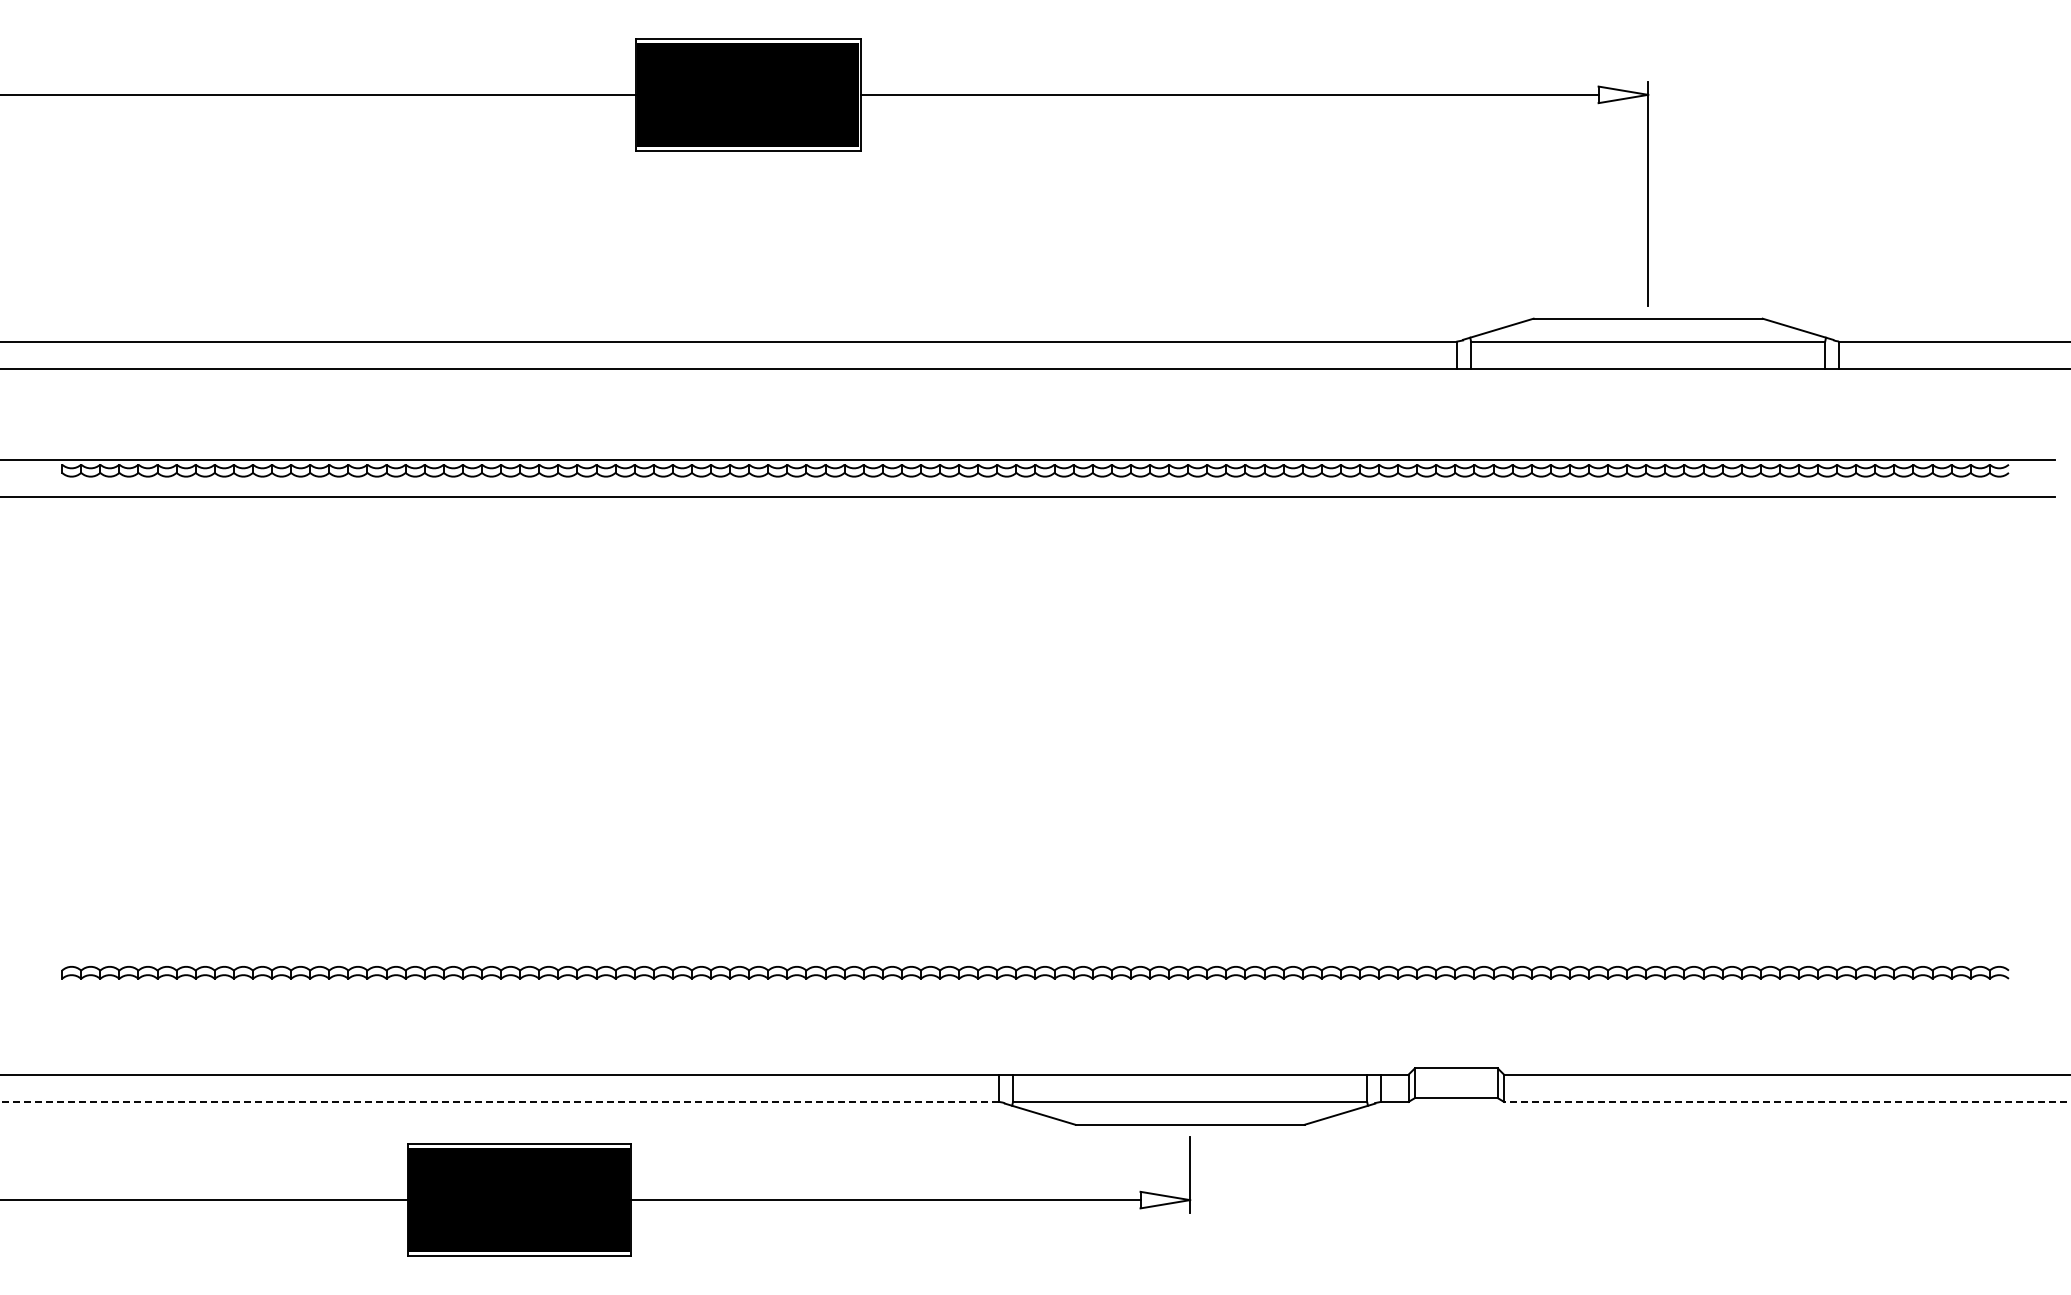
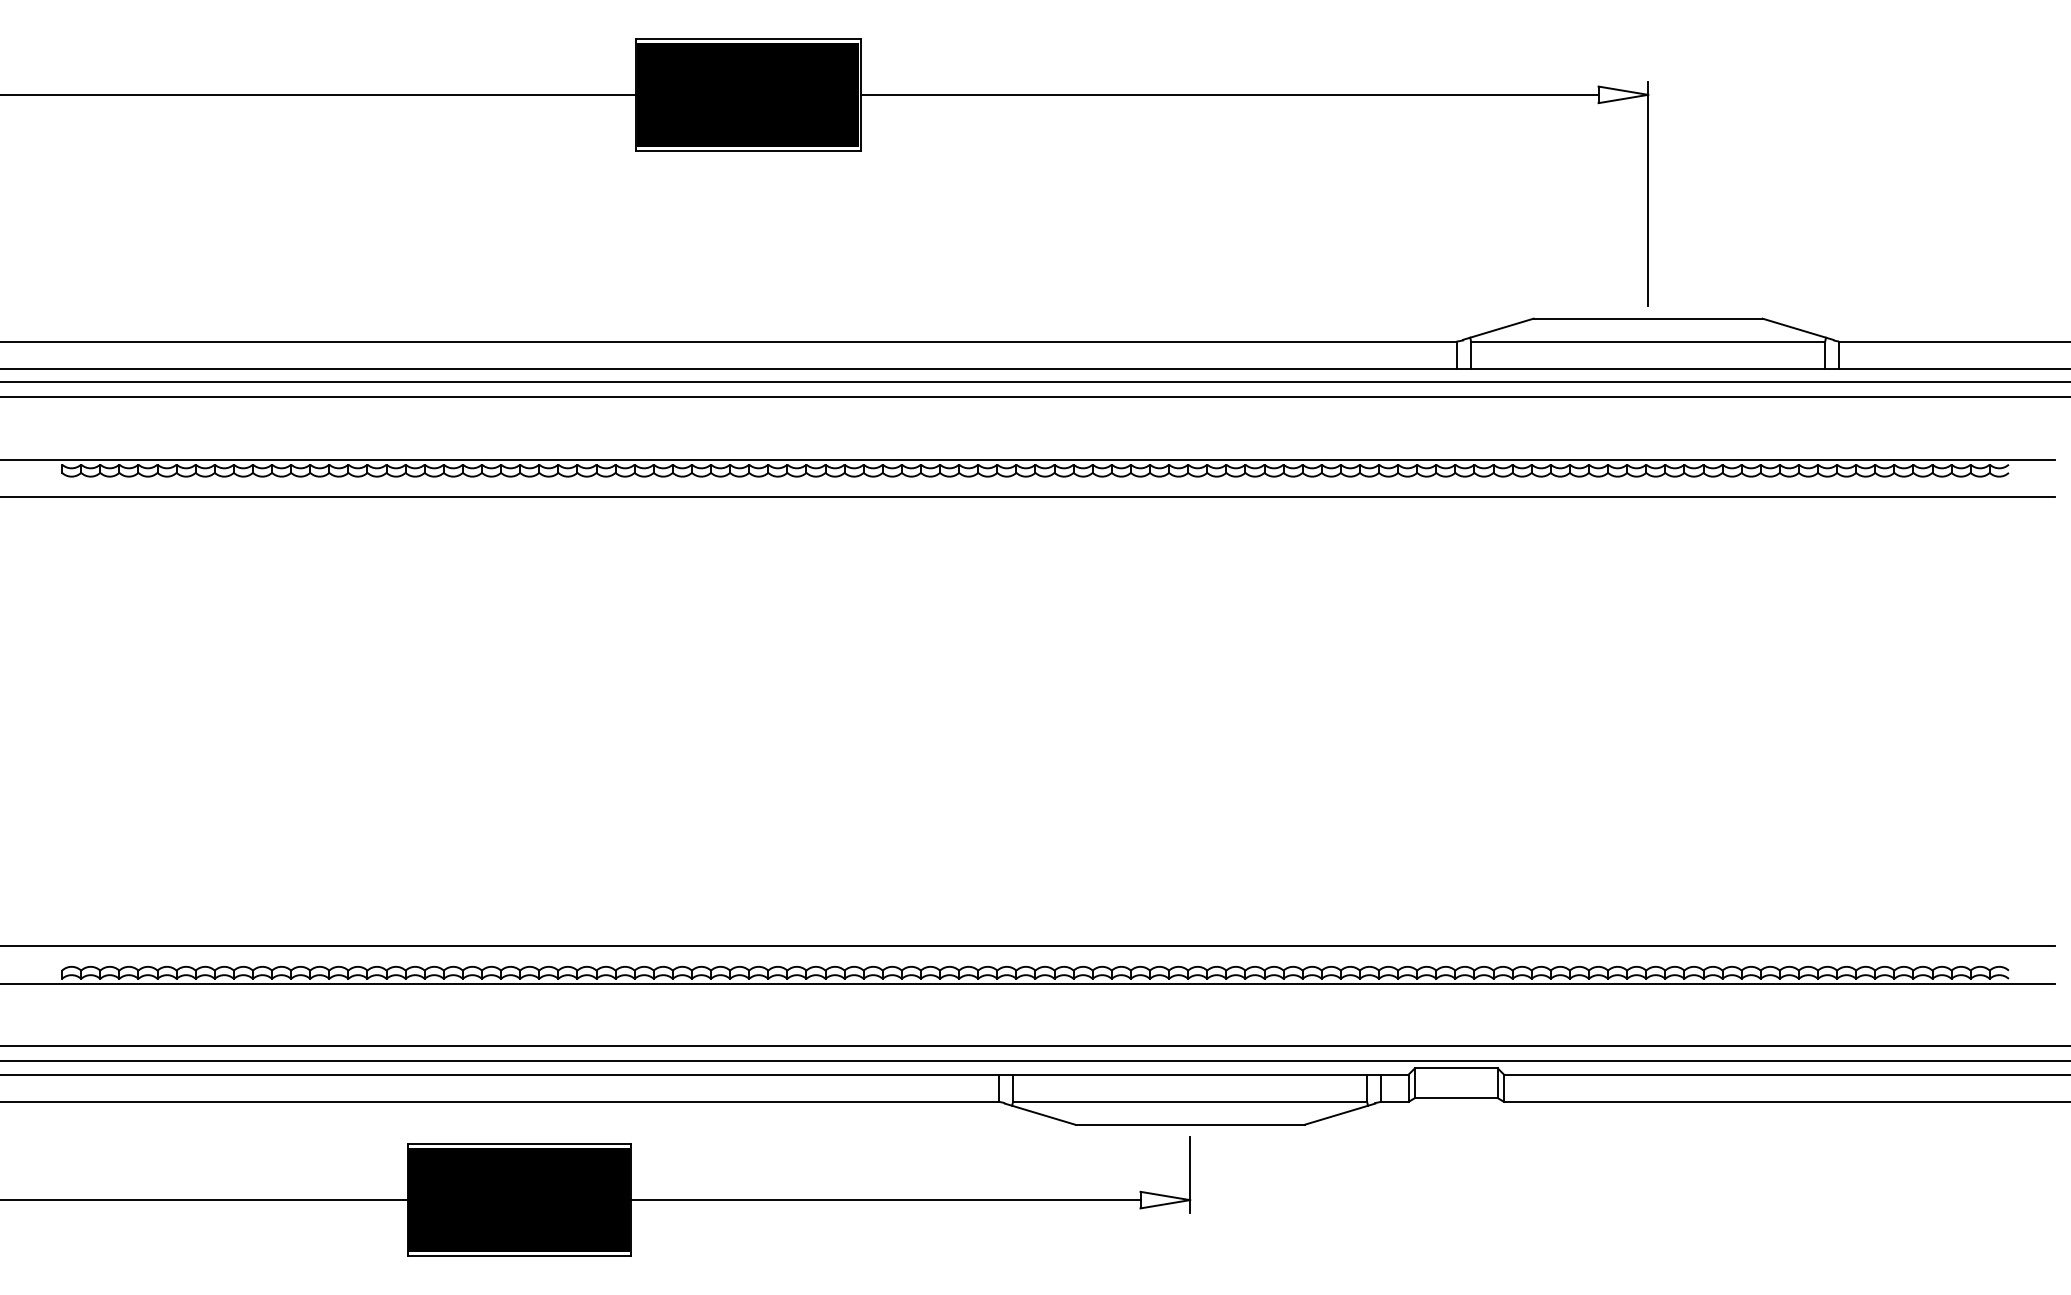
line: none -> present (1034, 382)
line: none -> present (1034, 397)
line: none -> present (1028, 946)
line: none -> present (1028, 983)
line: none -> present (1034, 1046)
line: none -> present (1034, 1061)
line: dashed -> solid (499, 1101)
line: dashed -> solid (1786, 1101)
